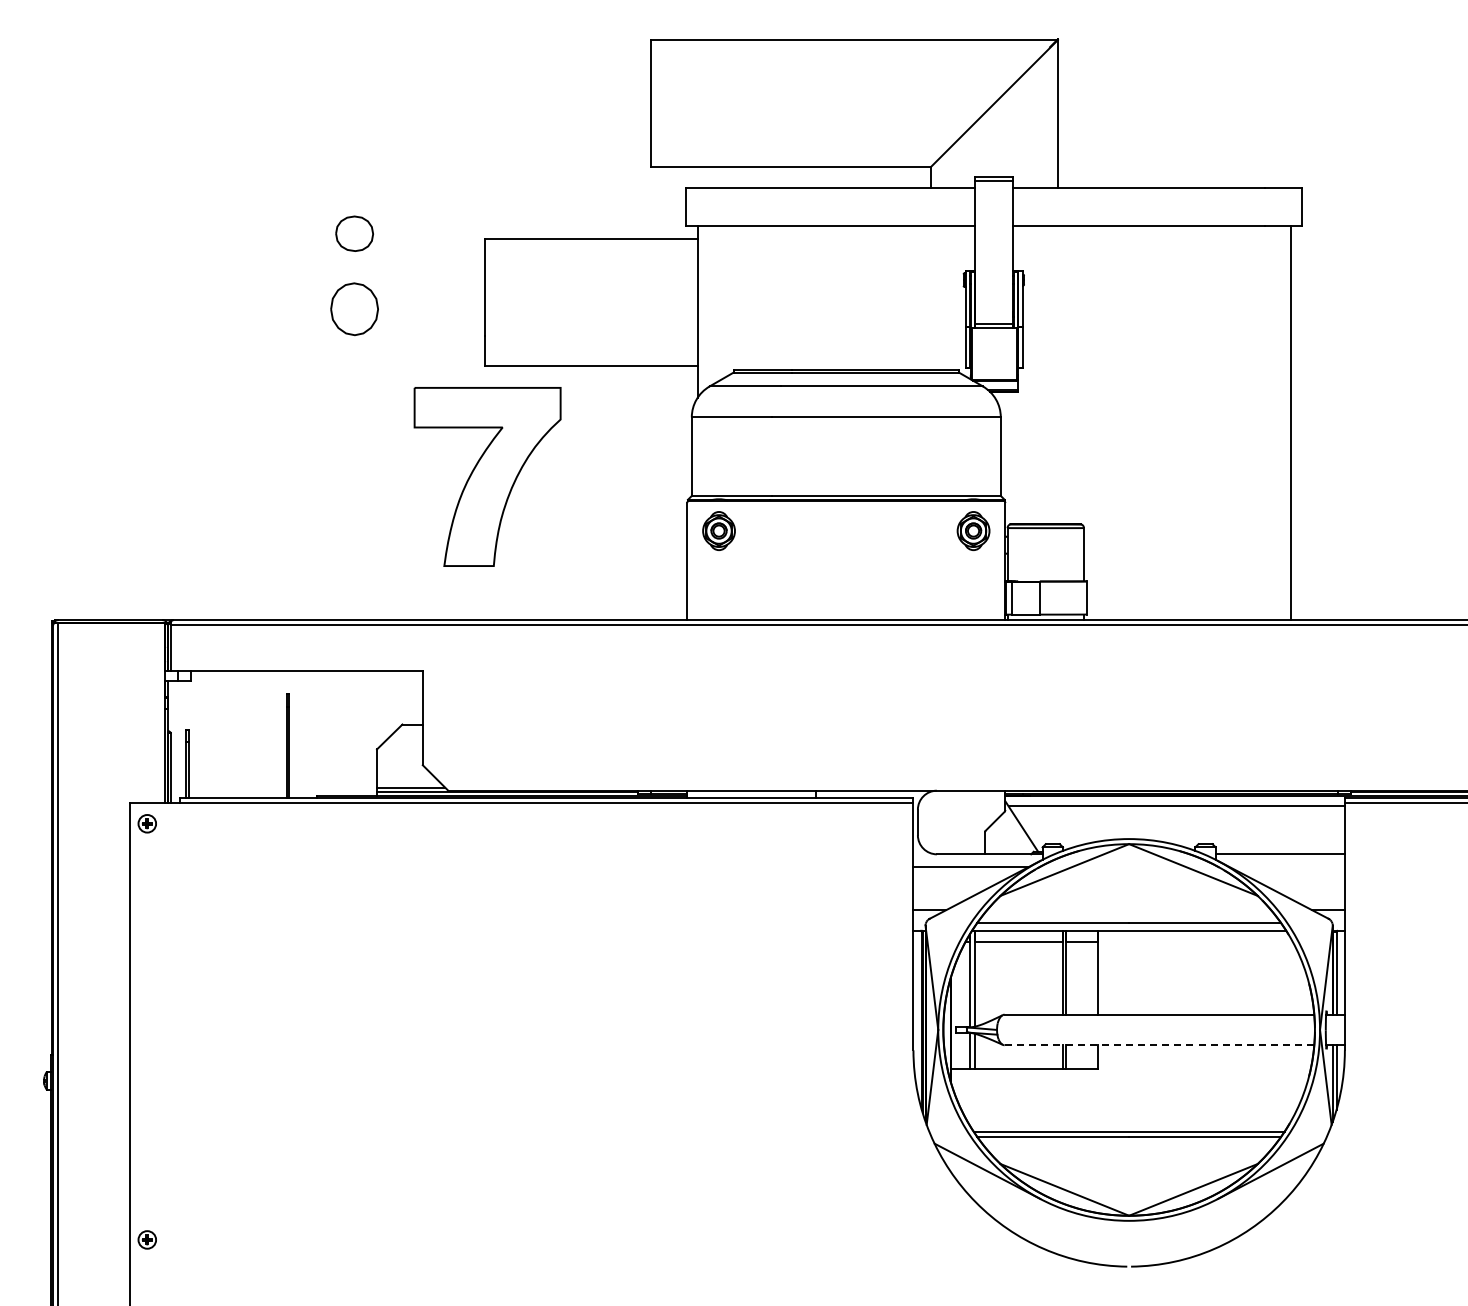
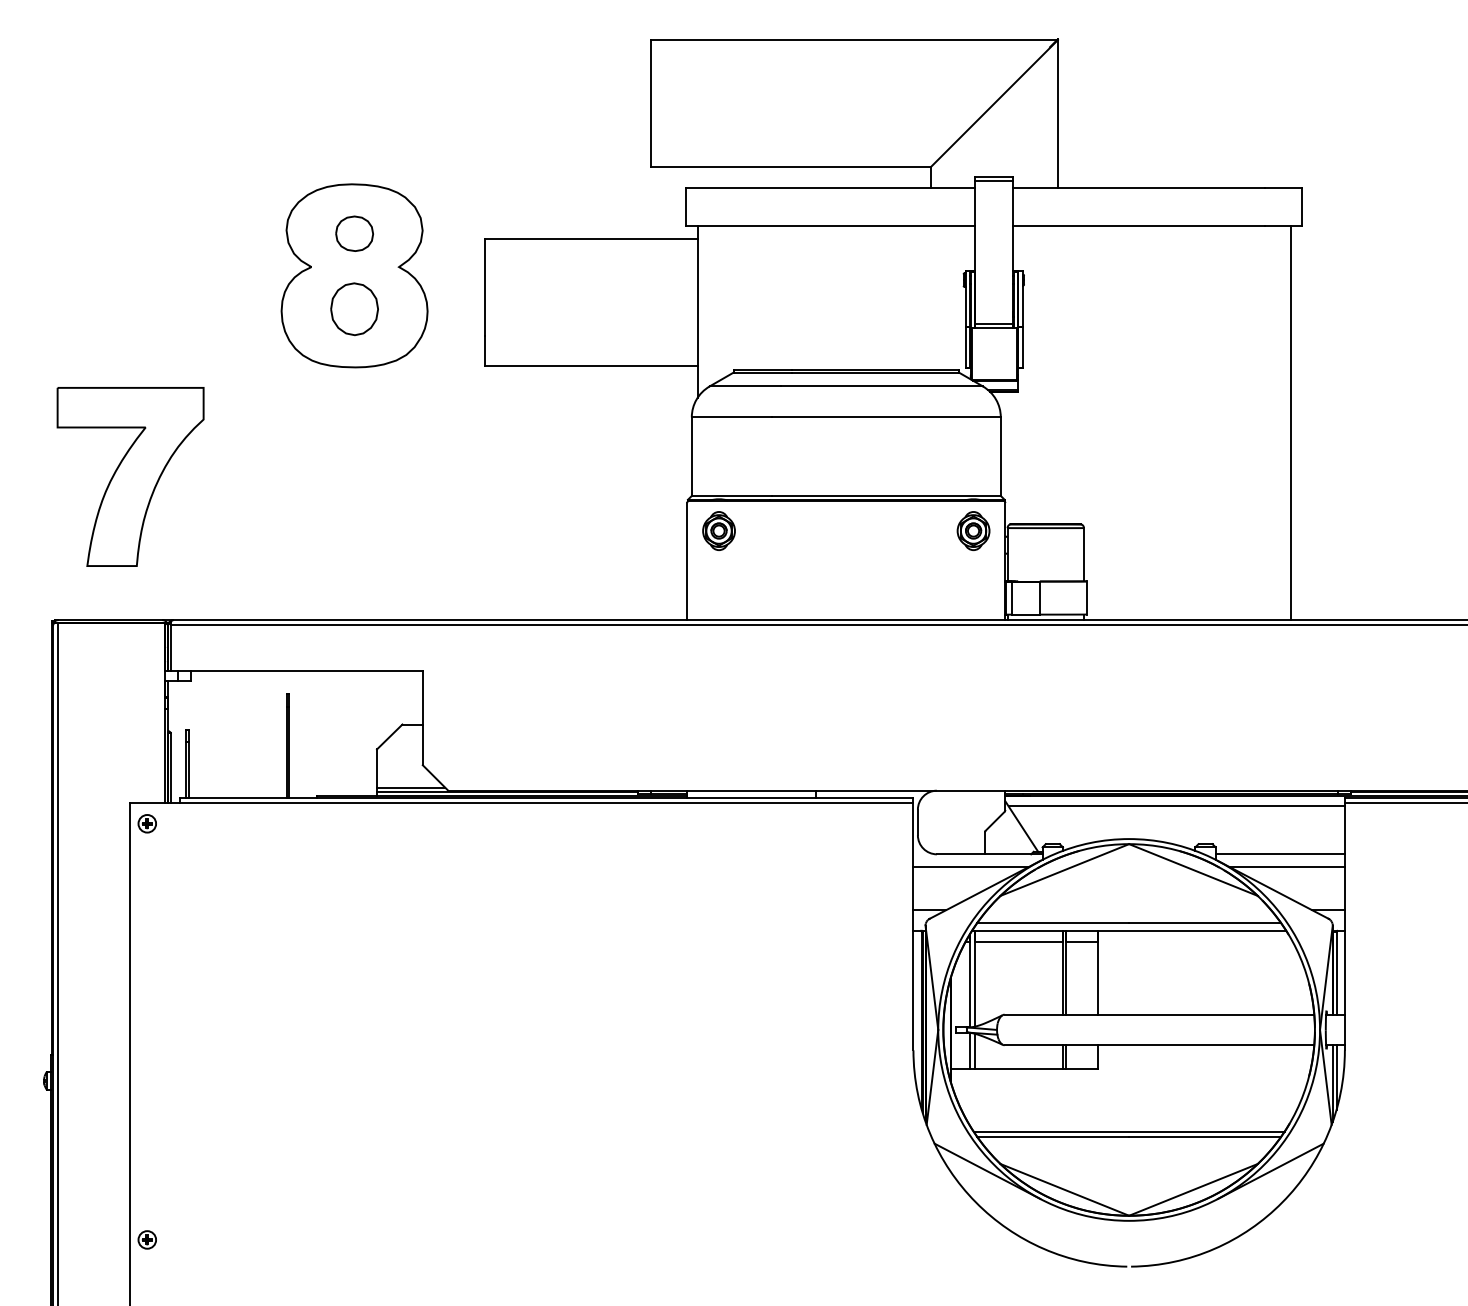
part: none -> present (354, 275)
part position: (487, 476) -> (130, 476) (130, 476)
line: none -> present (1286, 867)
line: dashed -> solid (1159, 1045)
